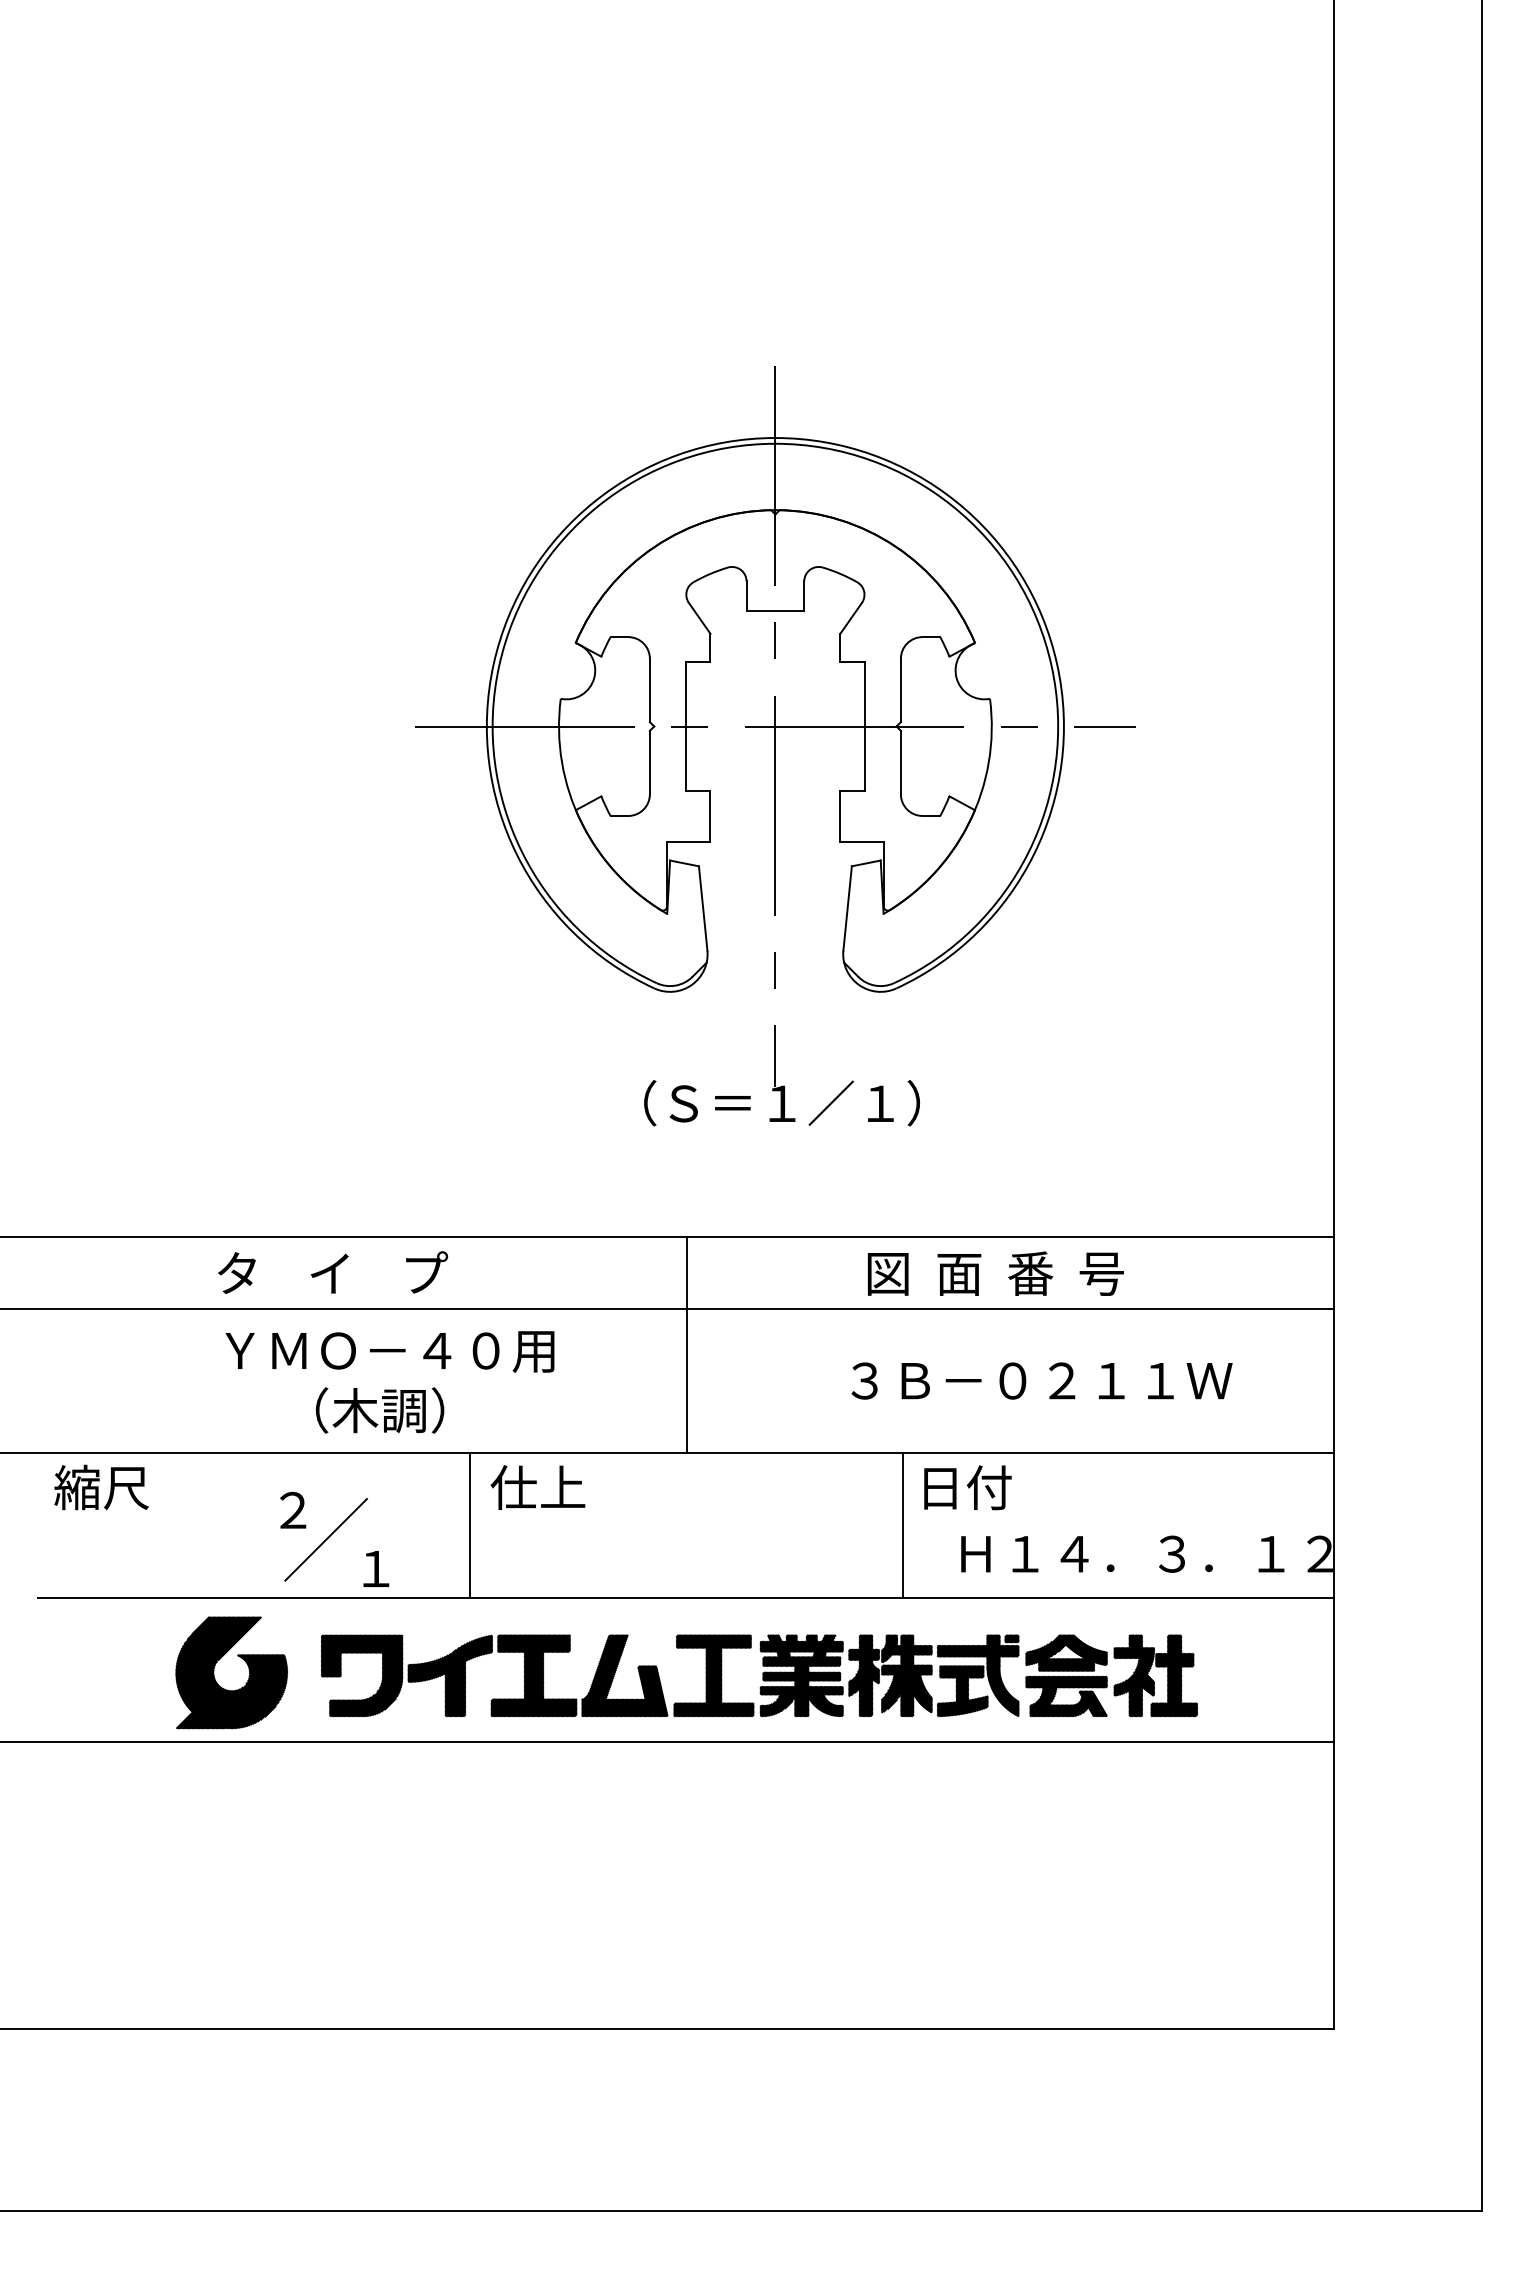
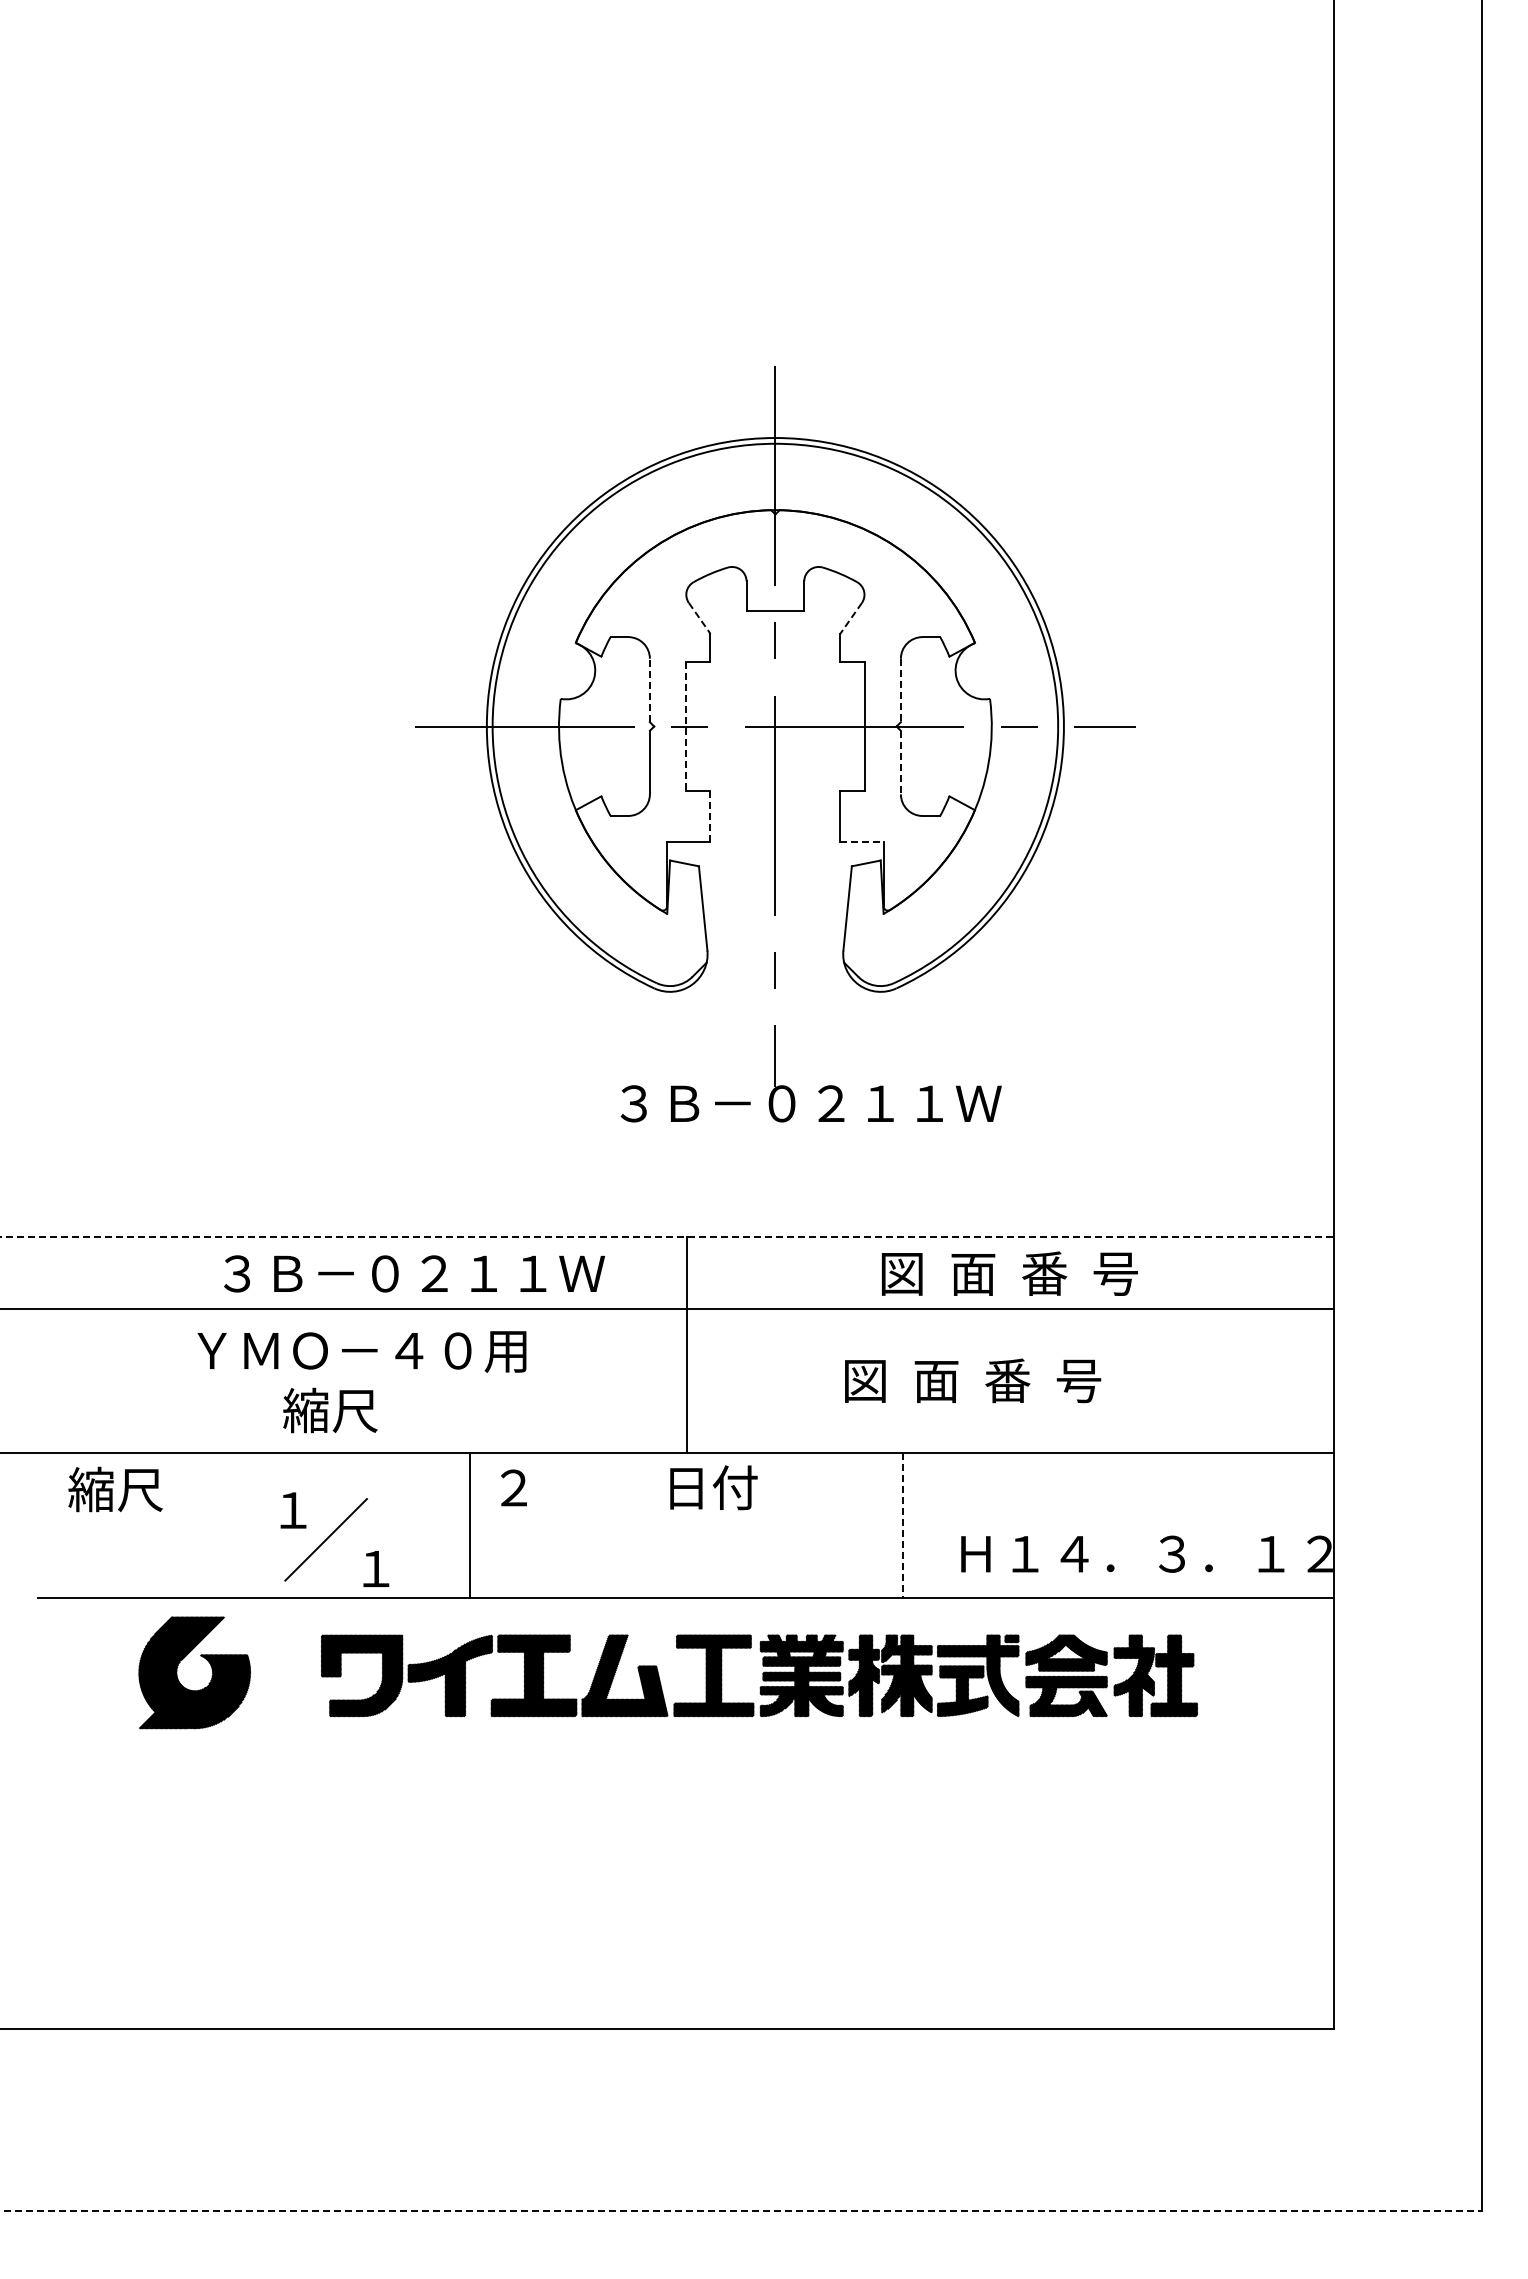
line: solid -> dashed (699, 618)
line: solid -> dashed (851, 618)
line: solid -> dashed (649, 690)
line: solid -> dashed (900, 690)
line: solid -> dashed (685, 726)
line: solid -> dashed (900, 762)
line: solid -> dashed (710, 817)
line: solid -> dashed (861, 841)
text: （Ｓ＝１／１） -> ３Ｂ－０２１１Ｗ (810, 1103)
line: solid -> dashed (667, 1236)
text: タ    イ    プ -> ３Ｂ－０２１１Ｗ (411, 1272)
text position: (995, 1273) -> (1009, 1273) (1009, 1273)
text position: (389, 1351) -> (361, 1351) (361, 1351)
text: ３Ｂ－０２１１Ｗ -> 図  面  番  号 (1038, 1380)
text: （木調） -> 縮尺 (363, 1410)
text position: (101, 1487) -> (115, 1489) (115, 1489)
text: 仕上 -> ２ (537, 1487)
text position: (967, 1487) -> (713, 1487) (713, 1487)
text: ２ -> １ (293, 1509)
line: solid -> dashed (903, 1525)
part position: (215, 1667) -> (178, 1667) (178, 1667)
line: present -> none (668, 1741)
line: solid -> dashed (741, 2210)
